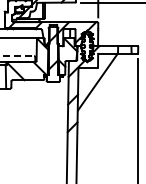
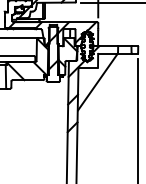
line: dashed -> solid (17, 56)
